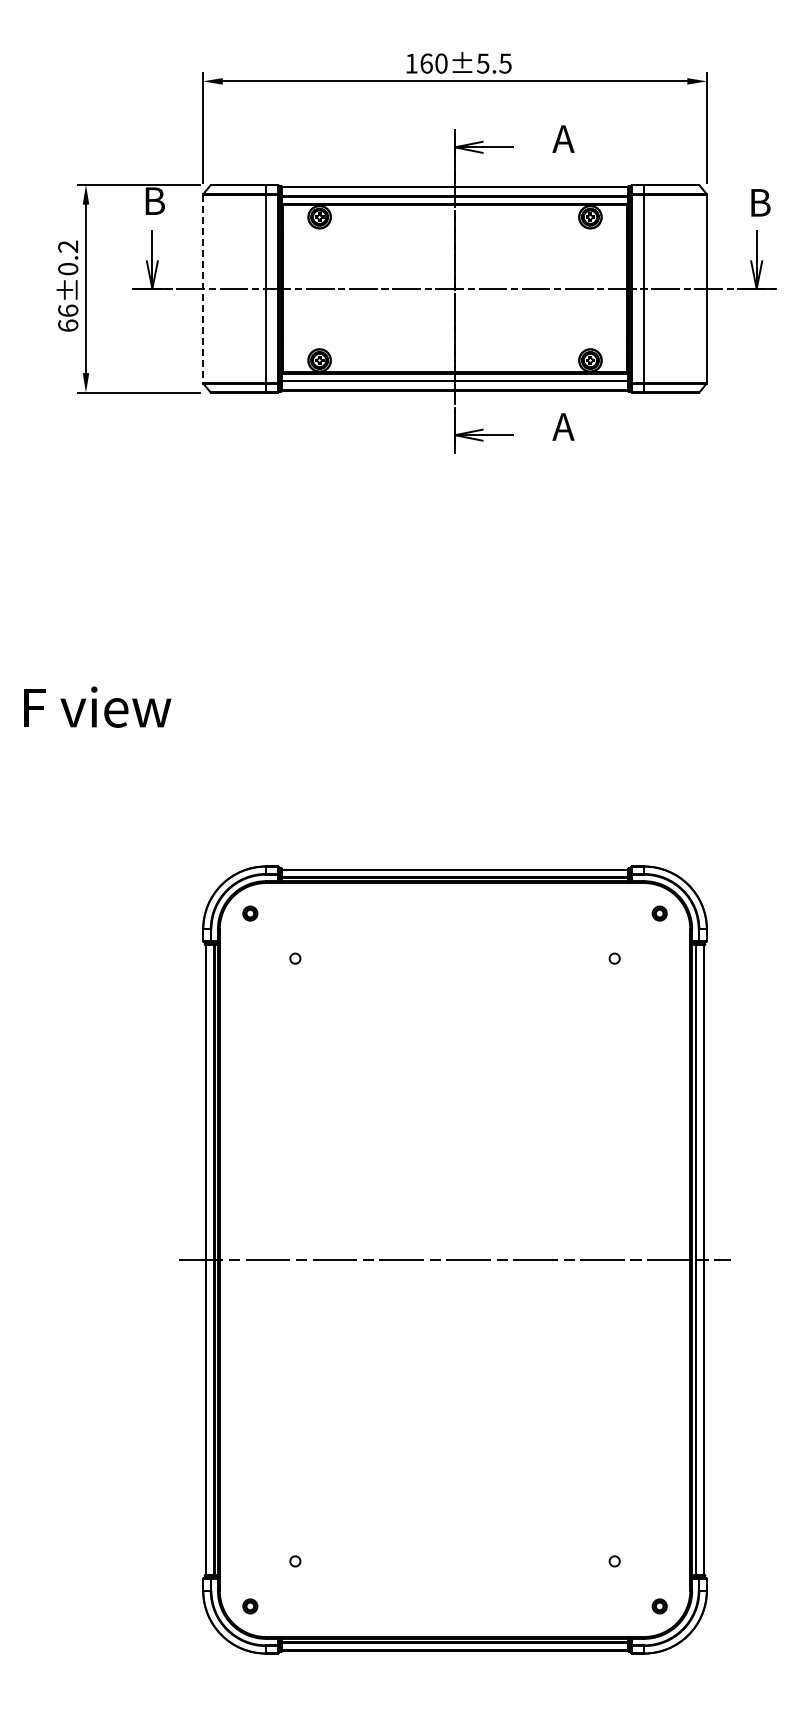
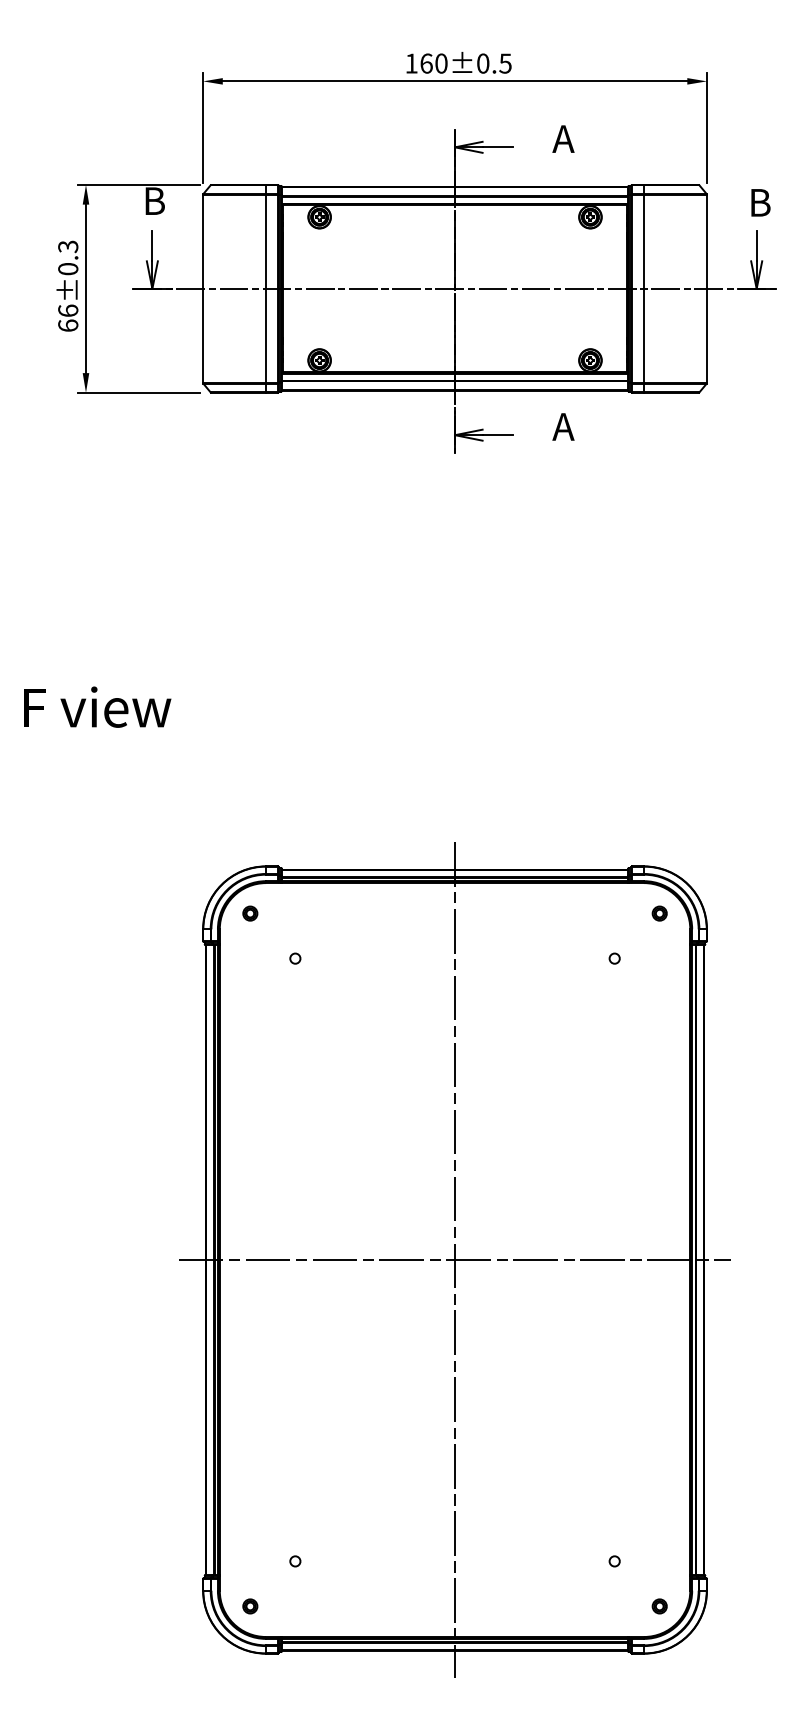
text: 160±5.5 -> 160±0.5 (482, 63)
text: 66±0.2 -> 66±0.3 (68, 246)
line: dashed -> solid (203, 289)
line: none -> present (455, 1259)
